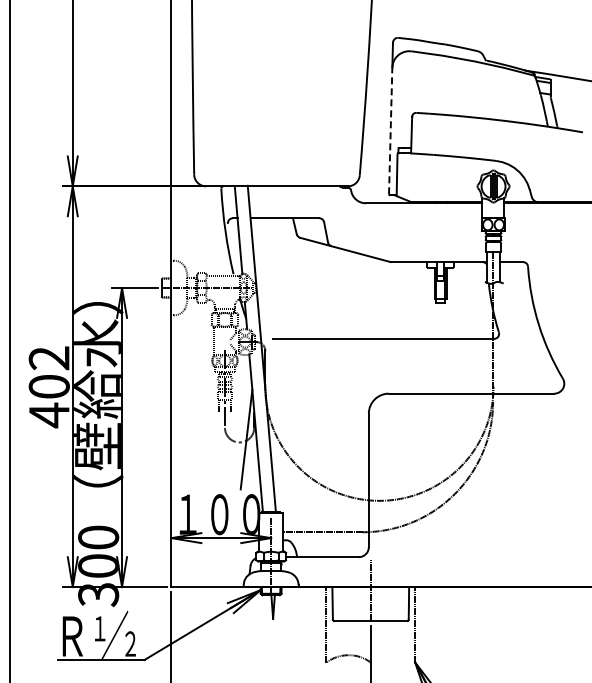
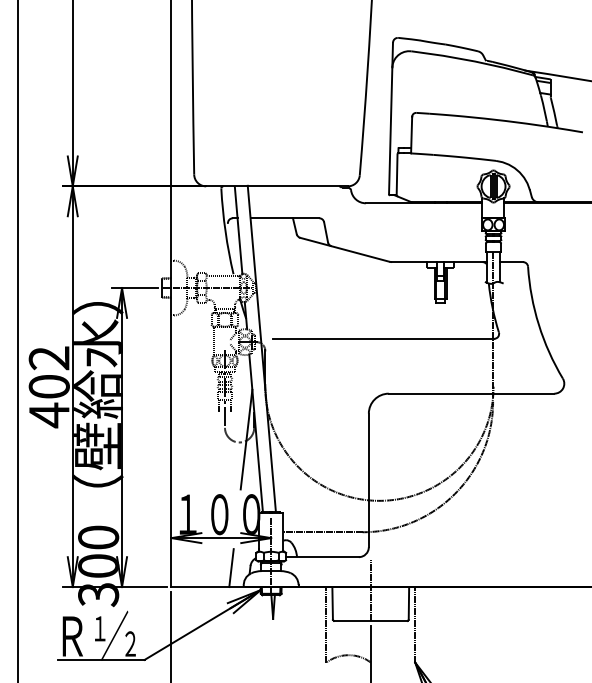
line: dashed -> solid (390, 130)
line position: (9, 340) -> (17, 340) (17, 340)
line: none -> present (231, 568)
